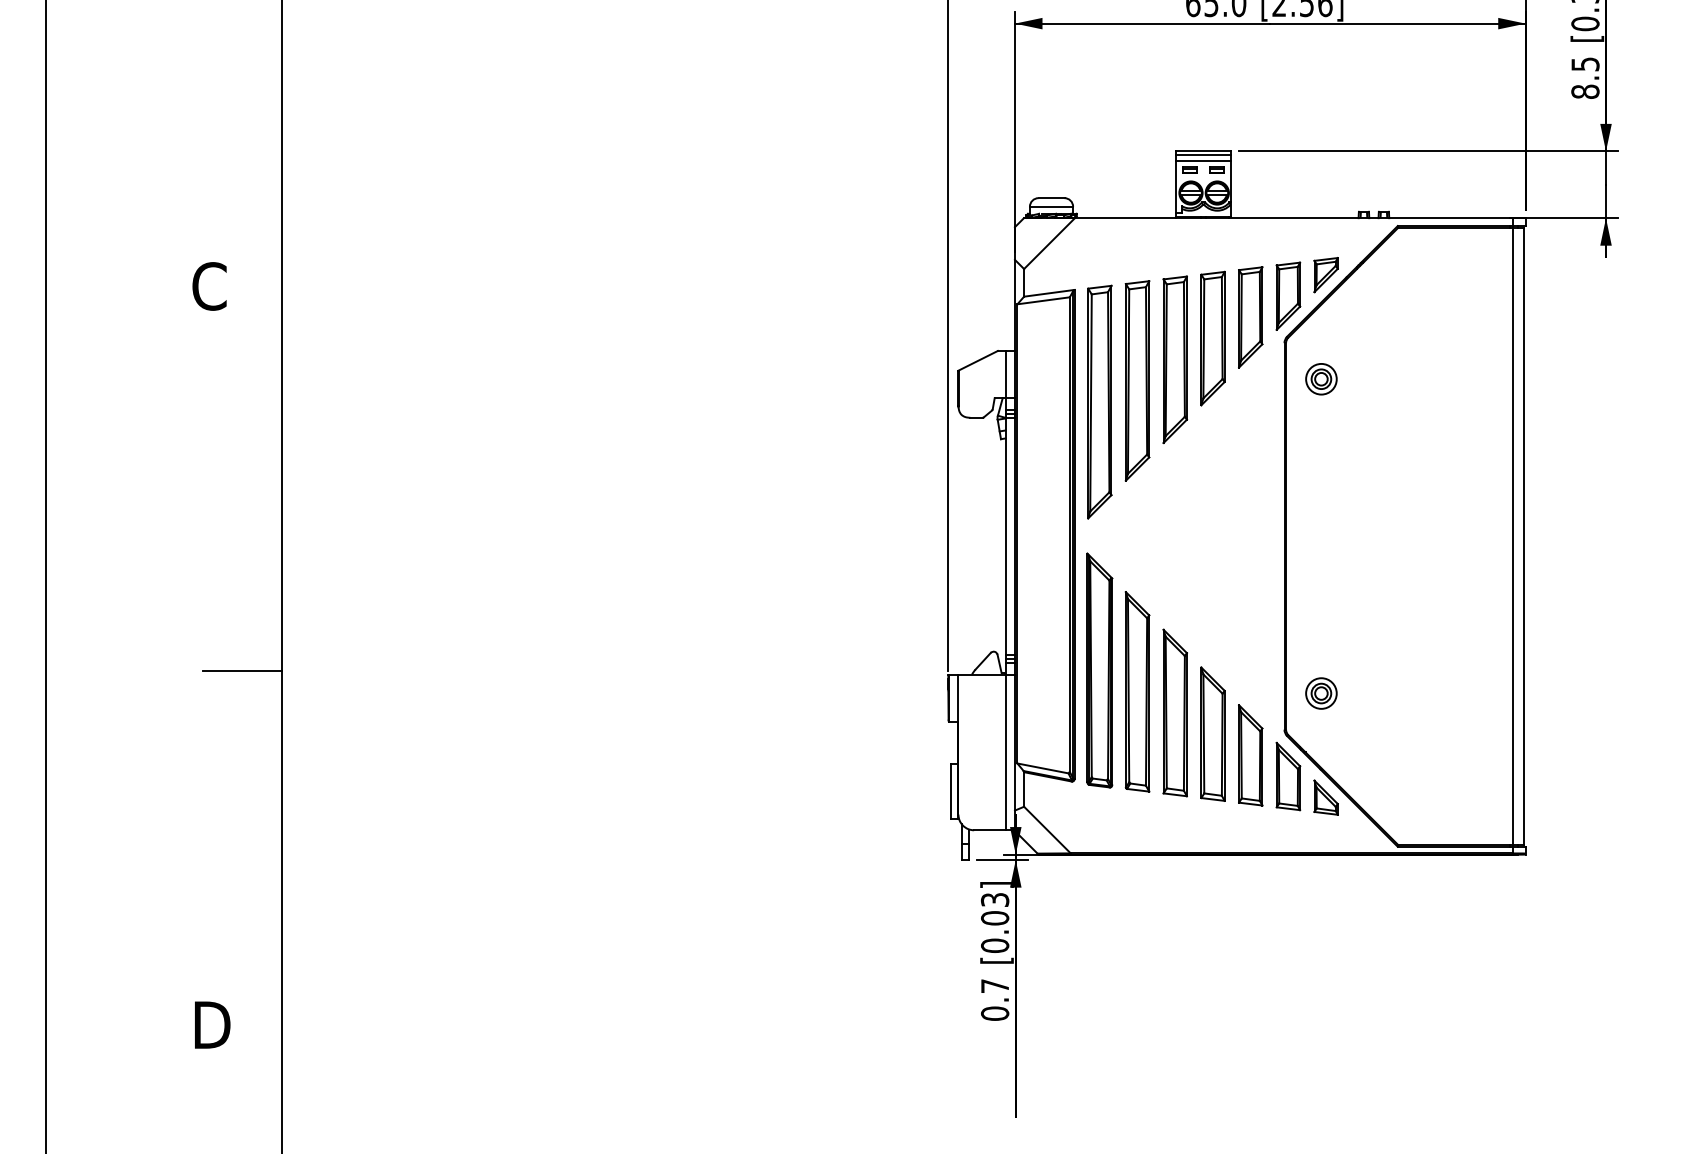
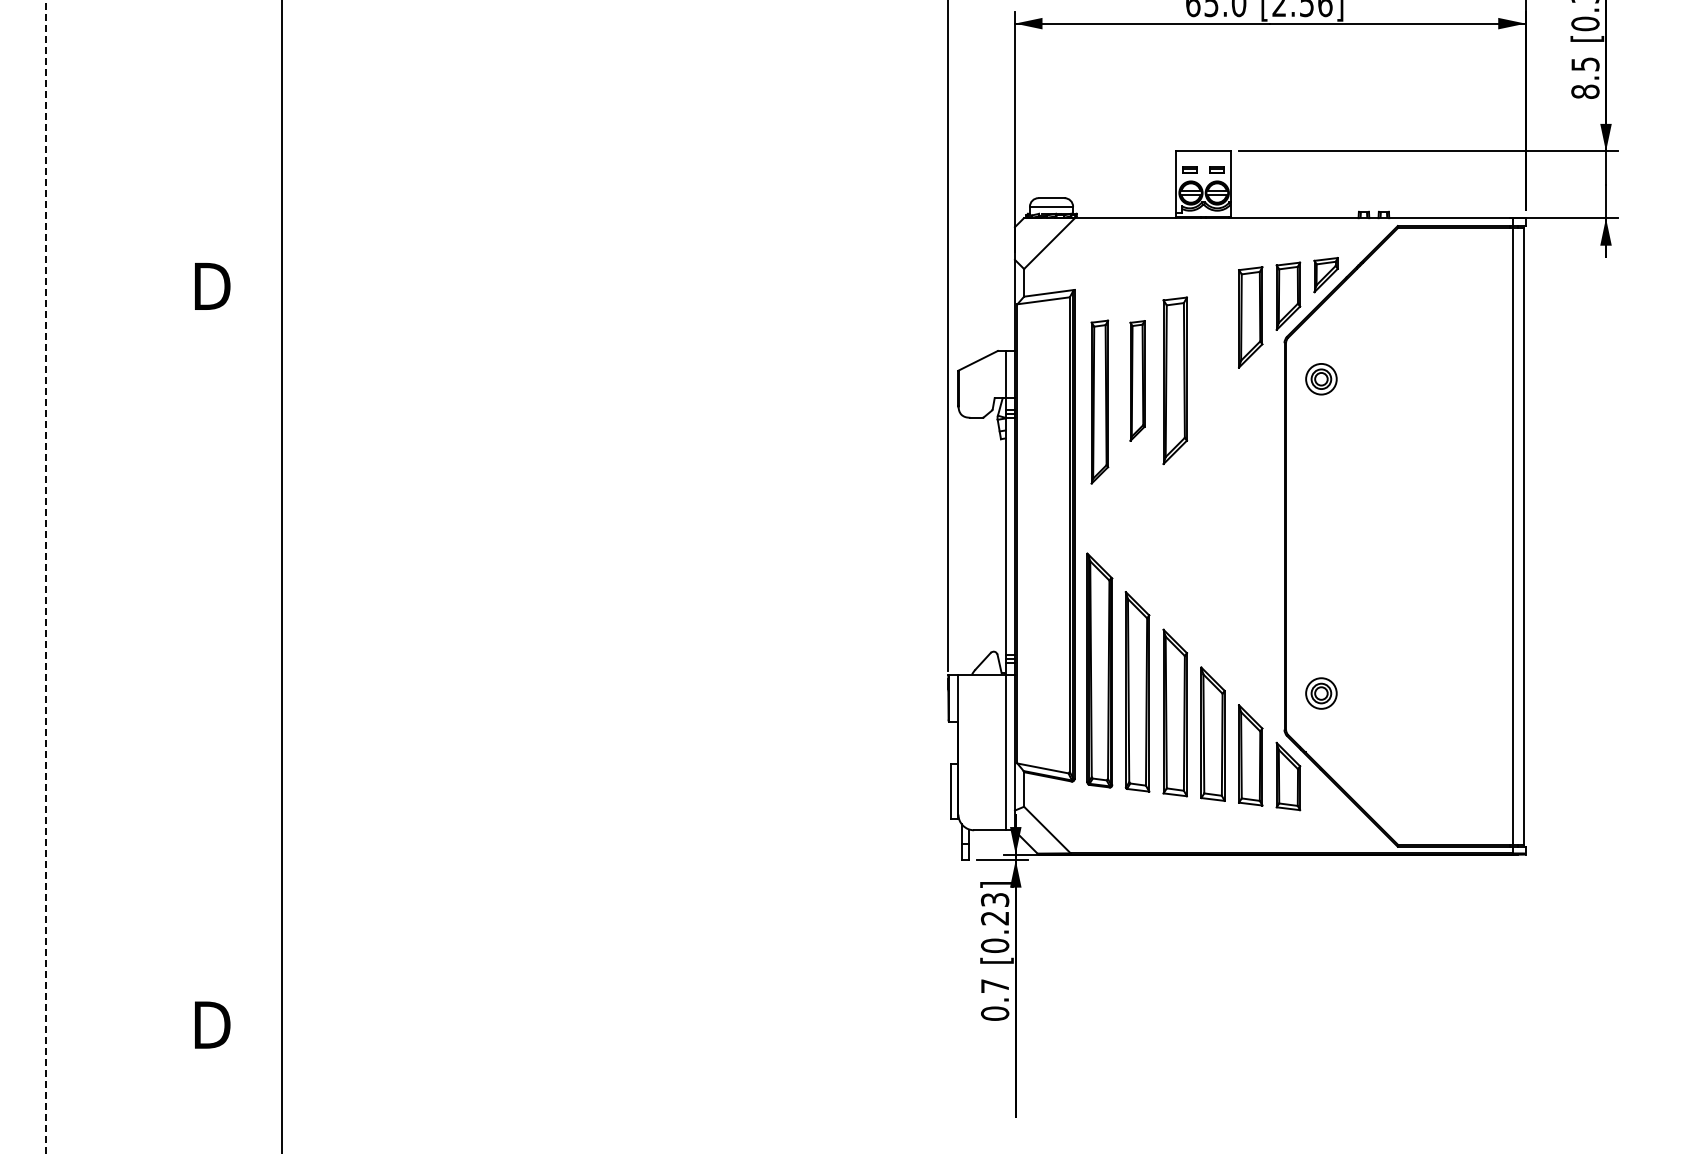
line: present -> none (1203, 155)
line: present -> none (1203, 160)
text: C -> D (211, 286)
part: present -> none (1212, 338)
part position: (1175, 359) -> (1175, 380) (1175, 380)
part size: 27x202 px -> 17x122 px (1137, 380)
part size: 26x236 px -> 20x166 px (1099, 401)
line: solid -> dashed (46, 577)
line: present -> none (242, 670)
part: present -> none (1325, 797)
text: [0.03] -> [0.23] (995, 918)
